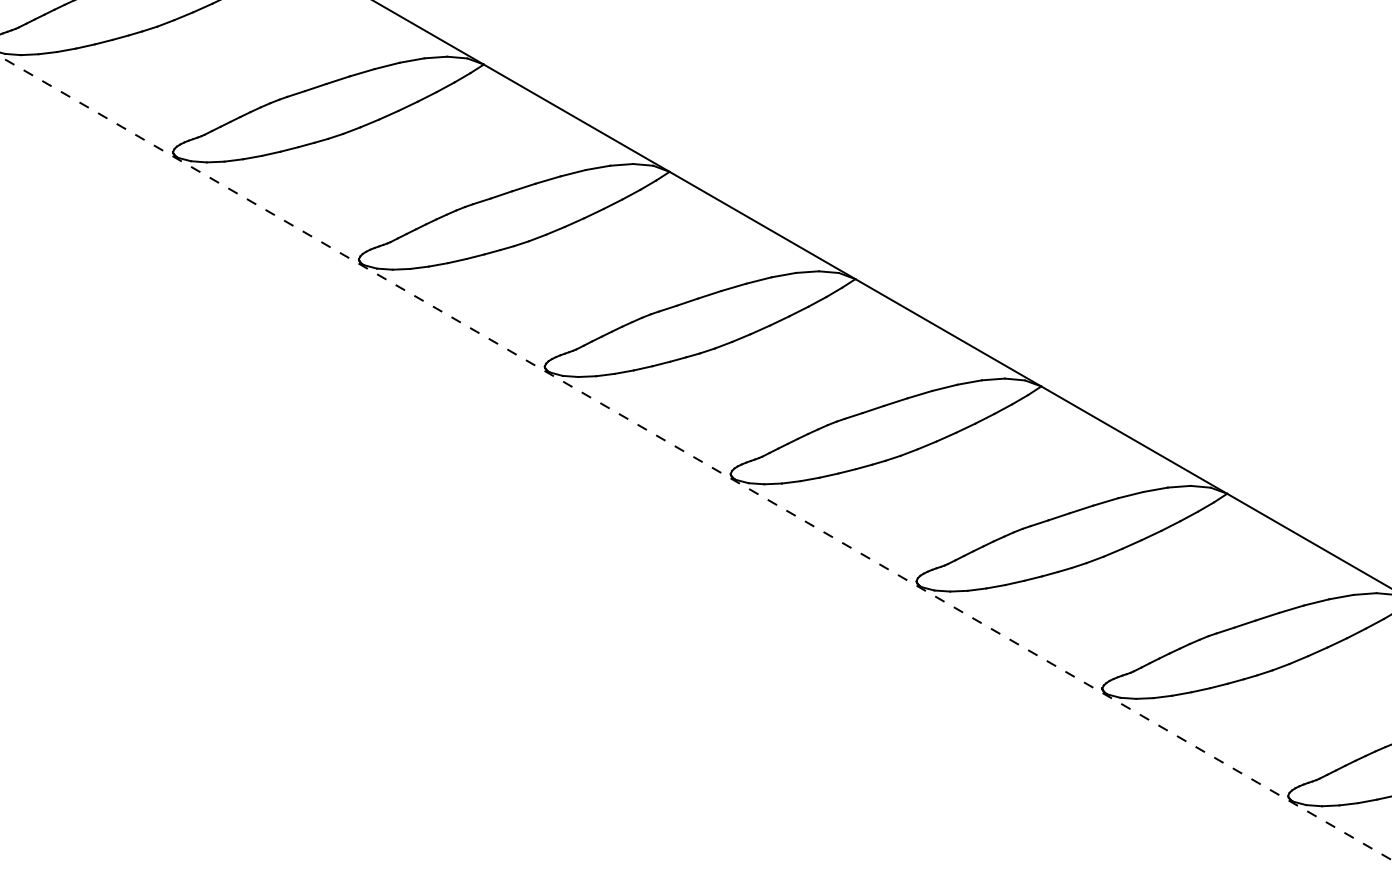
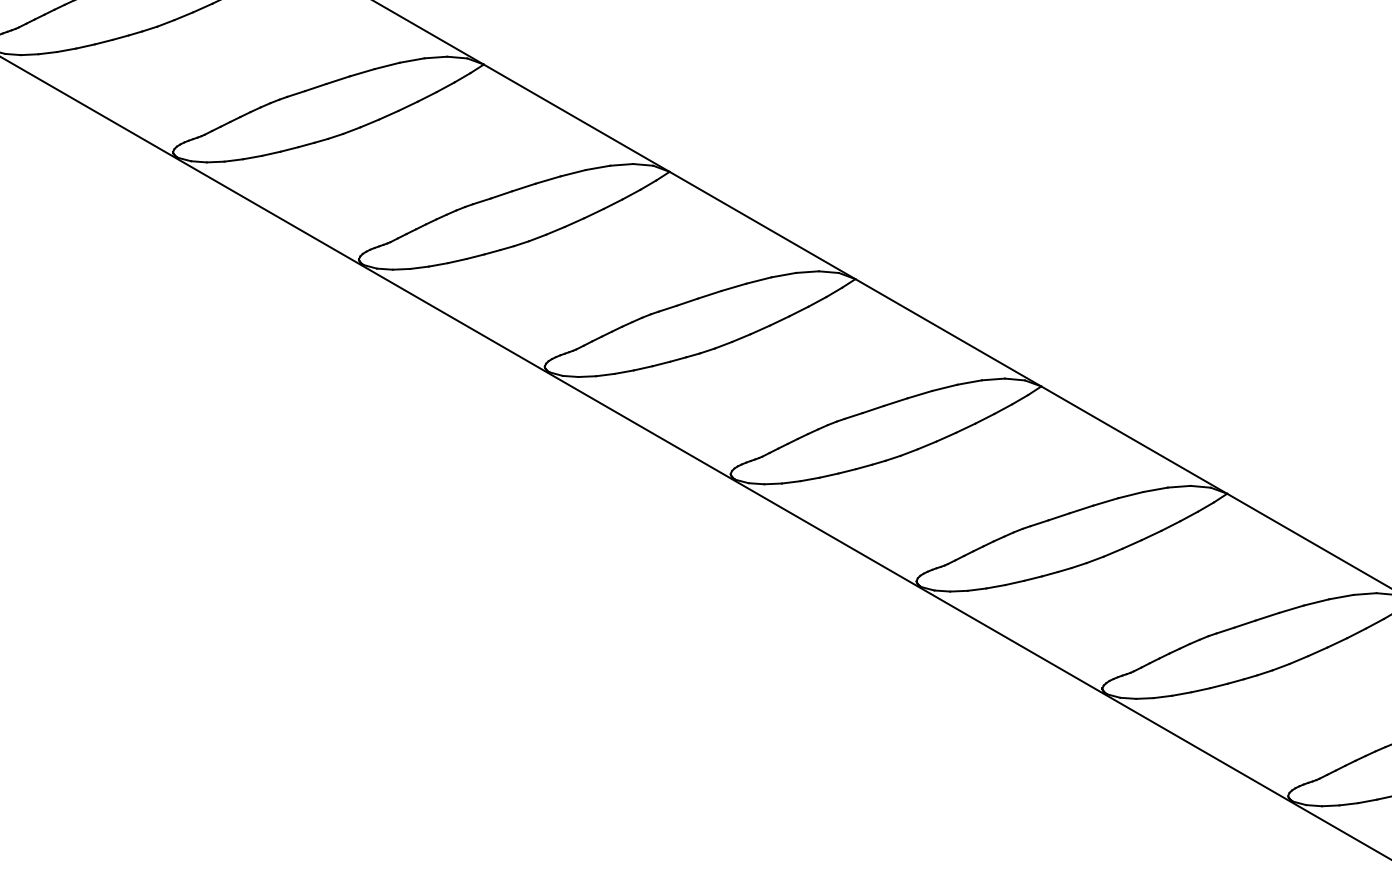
line: dashed -> solid (695, 458)
